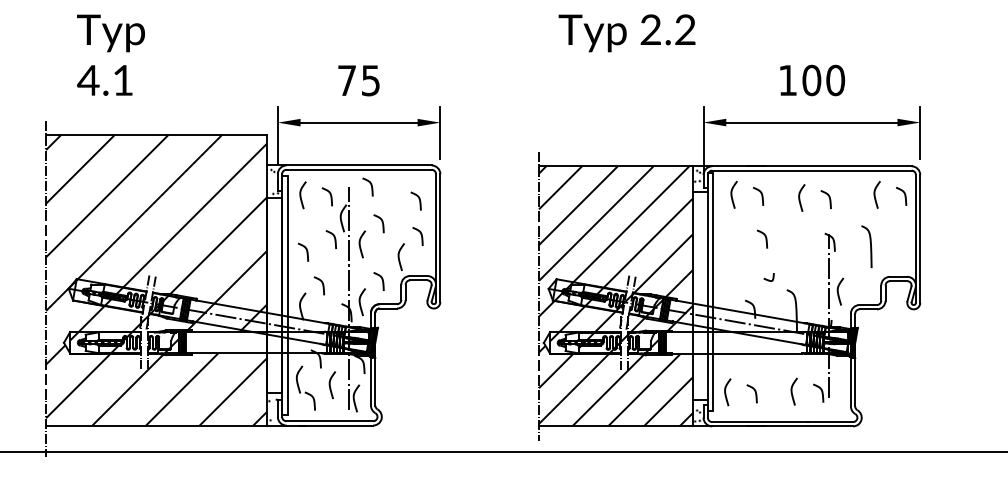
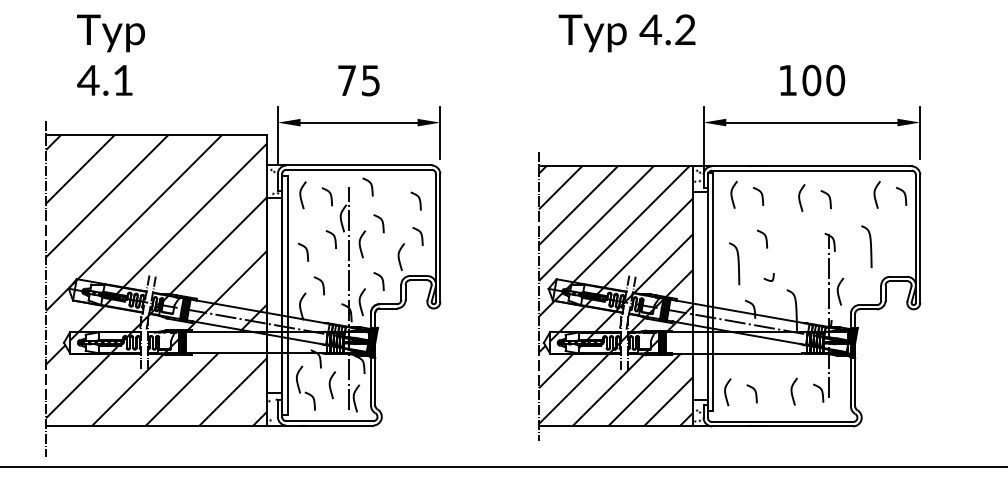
text: 2.2 -> 4.2 (650, 29)
curve: none -> present (737, 263)
line position: (503, 451) -> (503, 466) (503, 466)
